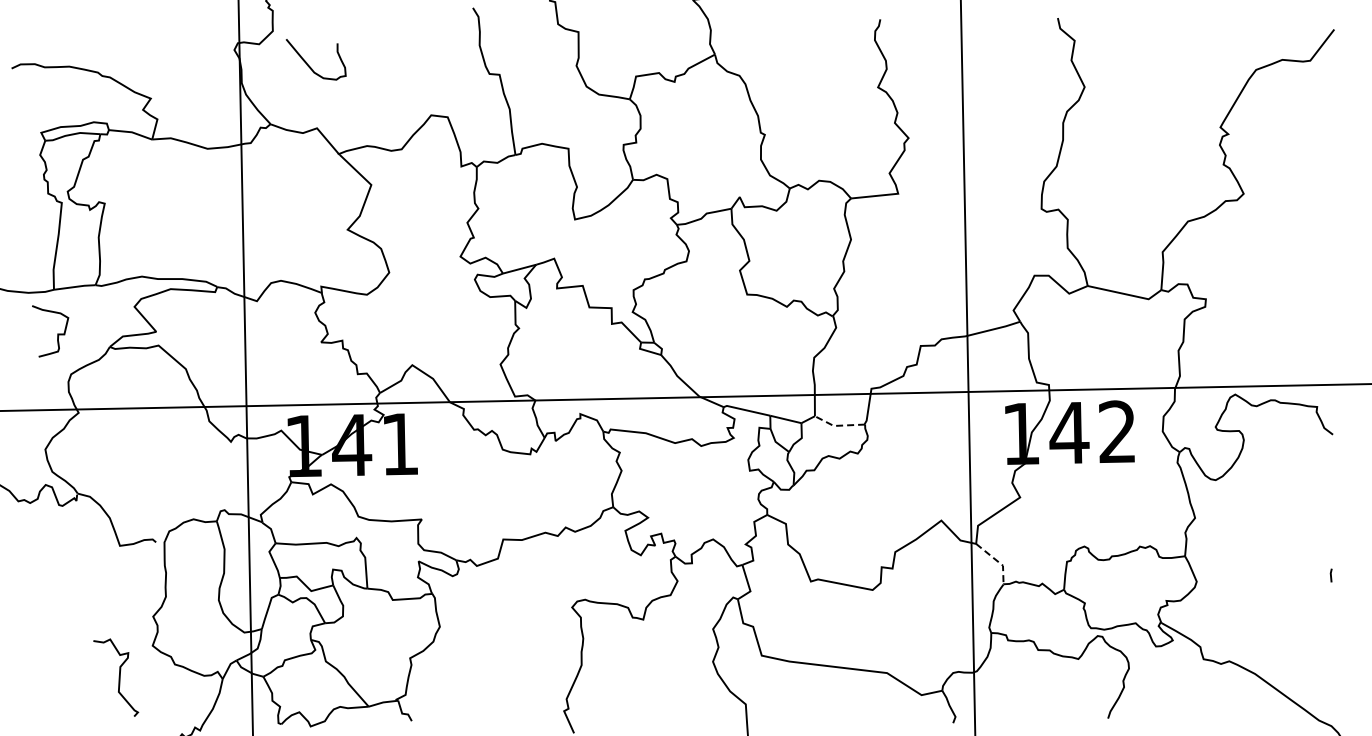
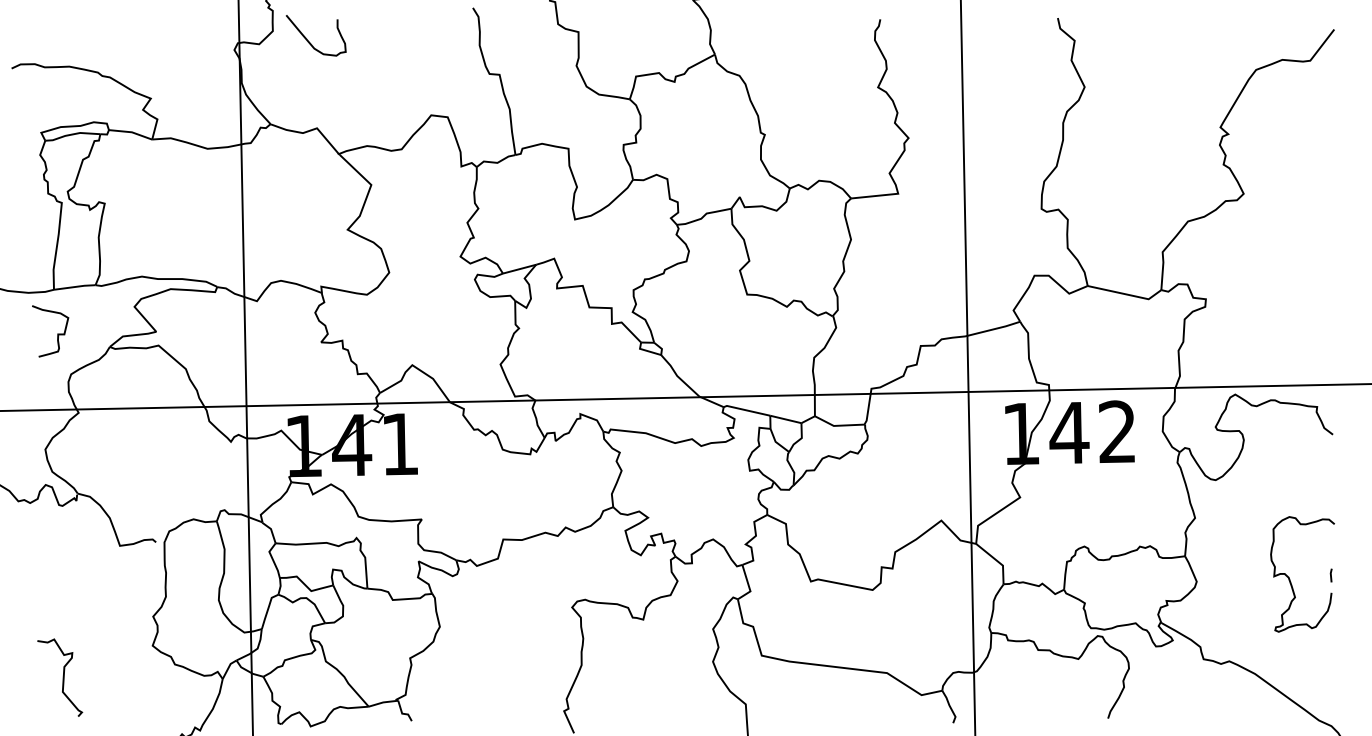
curve position: (309, 65) -> (309, 41) (309, 41)
line: dashed -> solid (837, 425)
line: dashed -> solid (997, 561)
curve: none -> present (1290, 579)
curve position: (118, 677) -> (62, 677) (62, 677)
